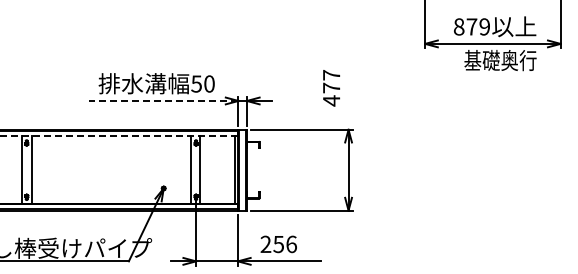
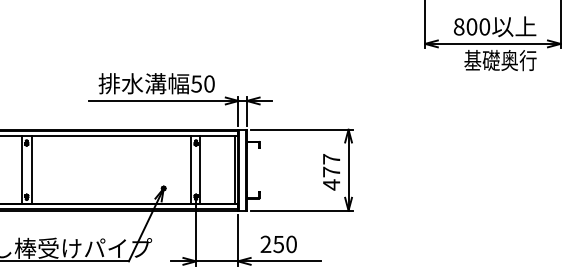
text: 879 -> 800 (478, 26)
text position: (331, 88) -> (331, 172) (331, 172)
line: dashed -> solid (163, 100)
line: dashed -> solid (119, 136)
text: 256 -> 250 (291, 243)
